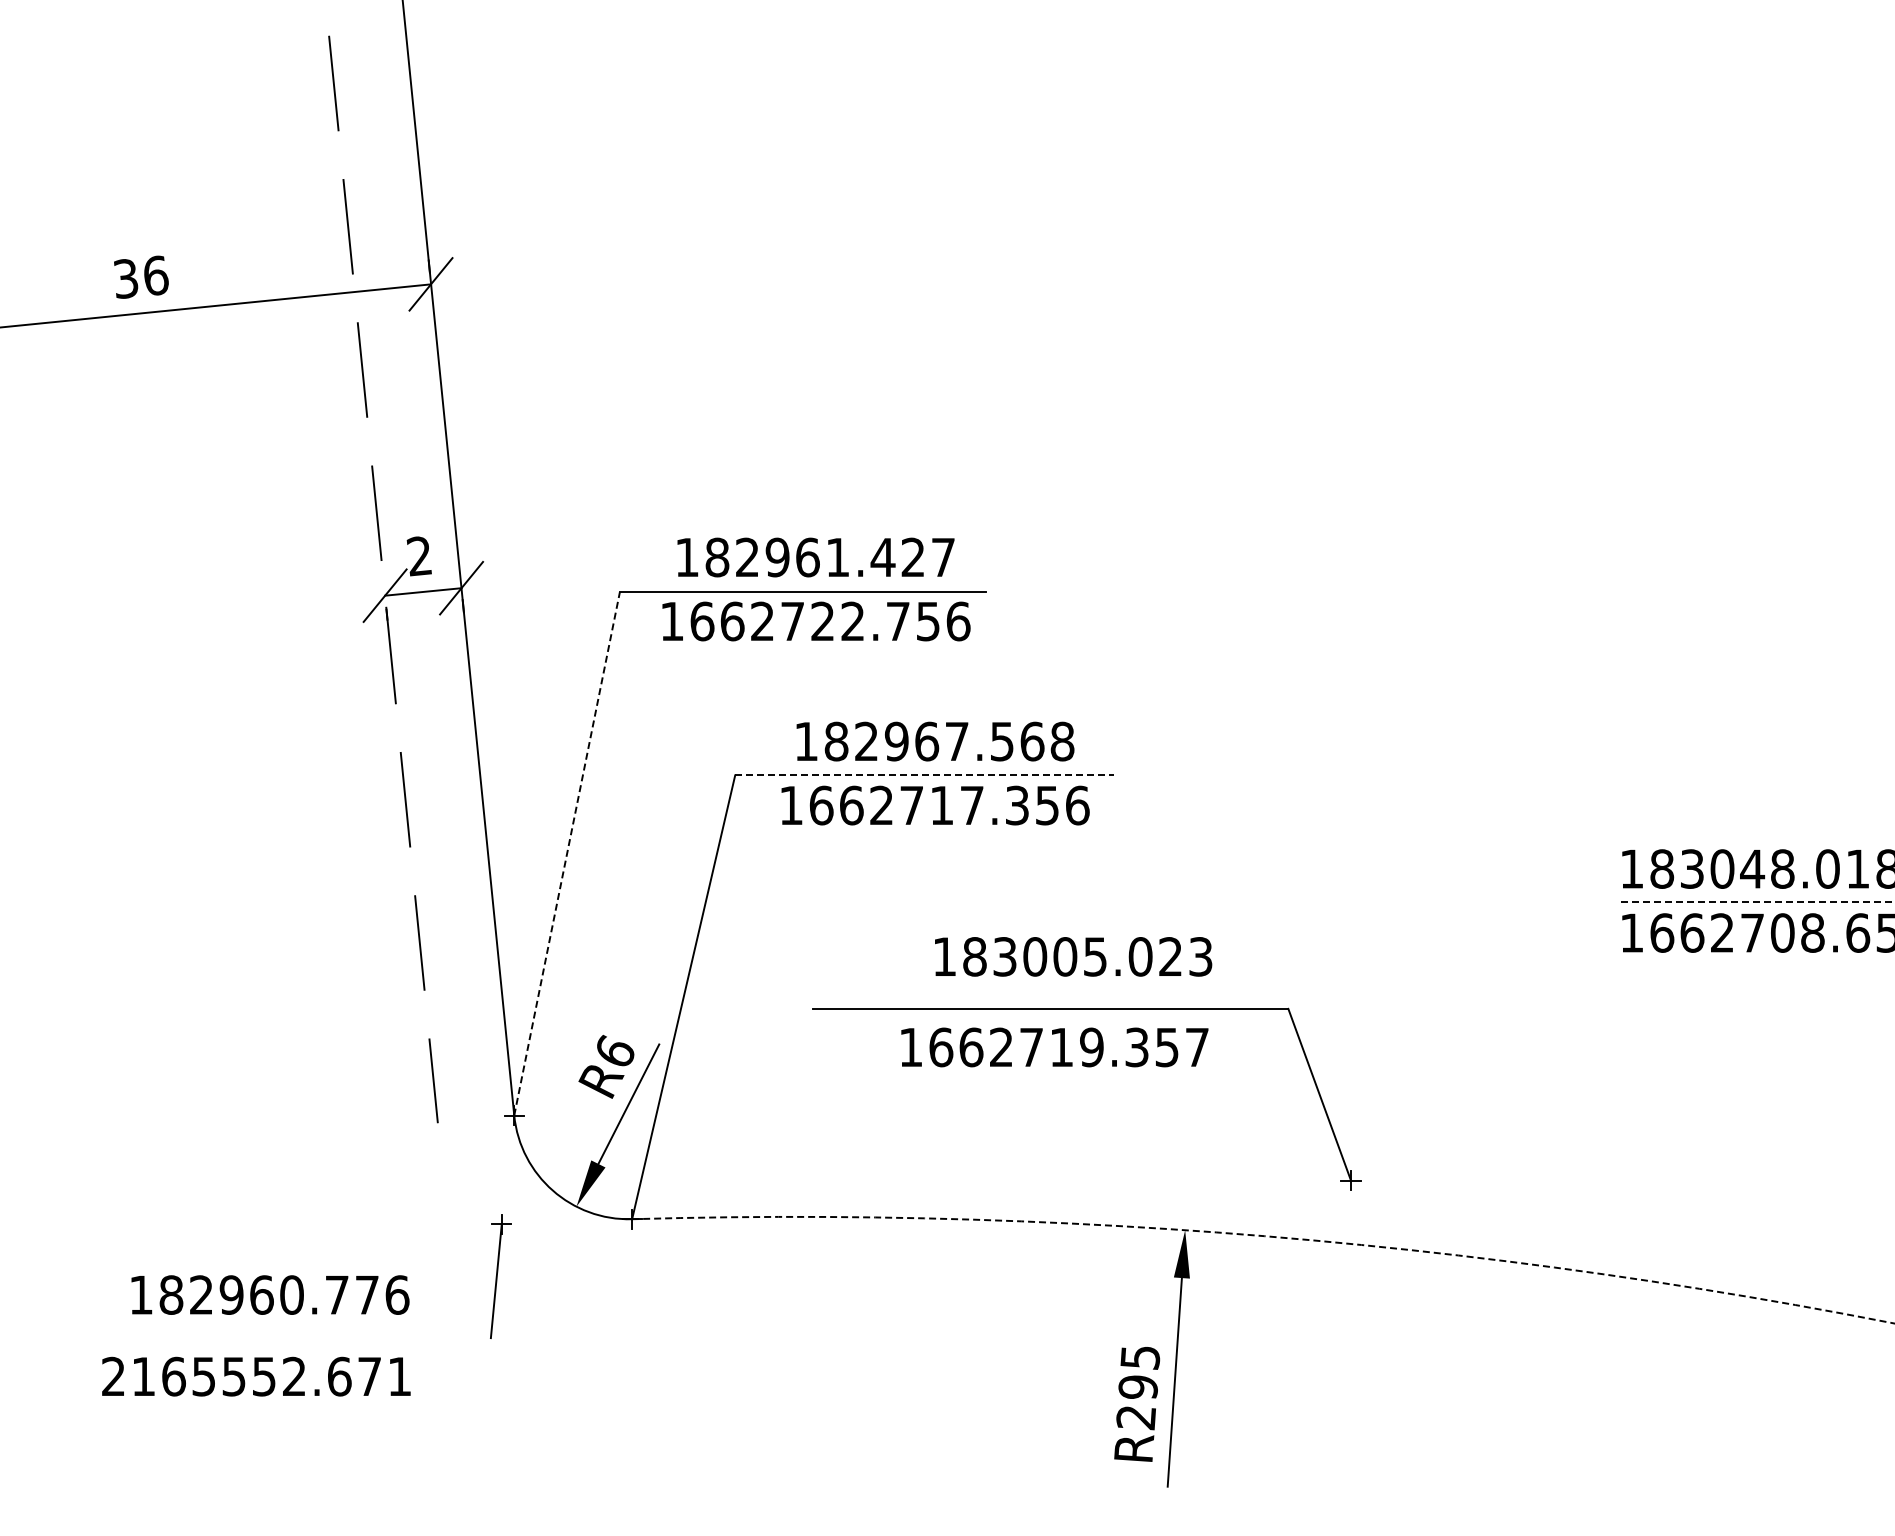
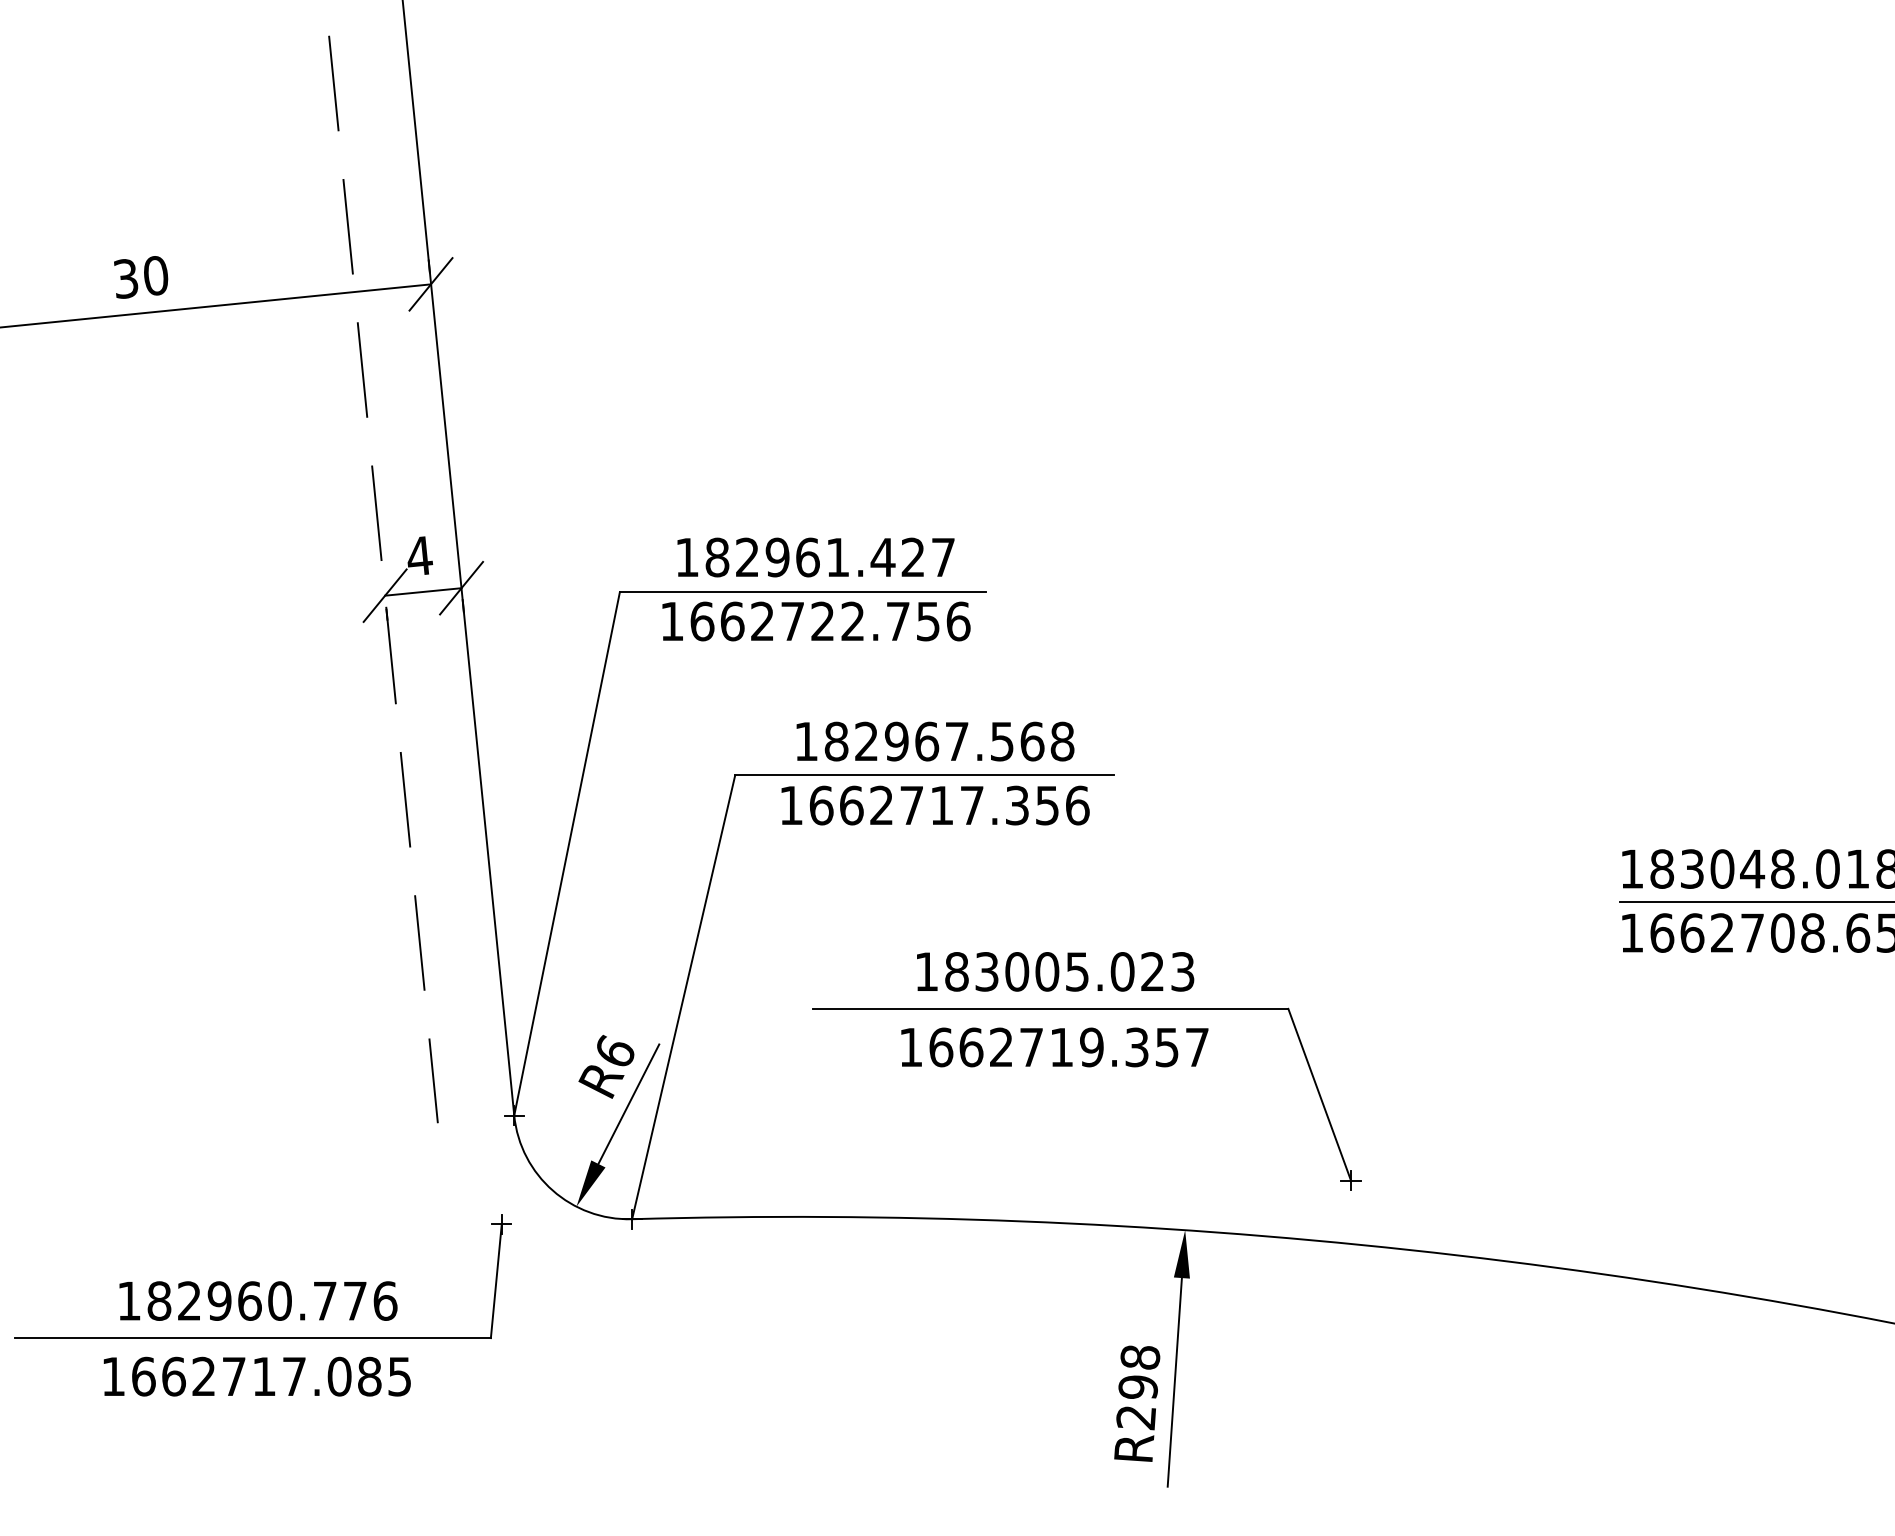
text: 36 -> 30 (156, 275)
text: 2 -> 4 (419, 556)
line: dashed -> solid (924, 775)
line: dashed -> solid (567, 853)
line: dashed -> solid (1756, 901)
text position: (1073, 956) -> (1055, 971) (1055, 971)
arc: dashed -> solid (1266, 1236)
text position: (270, 1294) -> (258, 1300) (258, 1300)
line: none -> present (252, 1338)
text: R295 -> R298 (1140, 1357)
text: 2165552.671 -> 1662717.085 (256, 1376)
